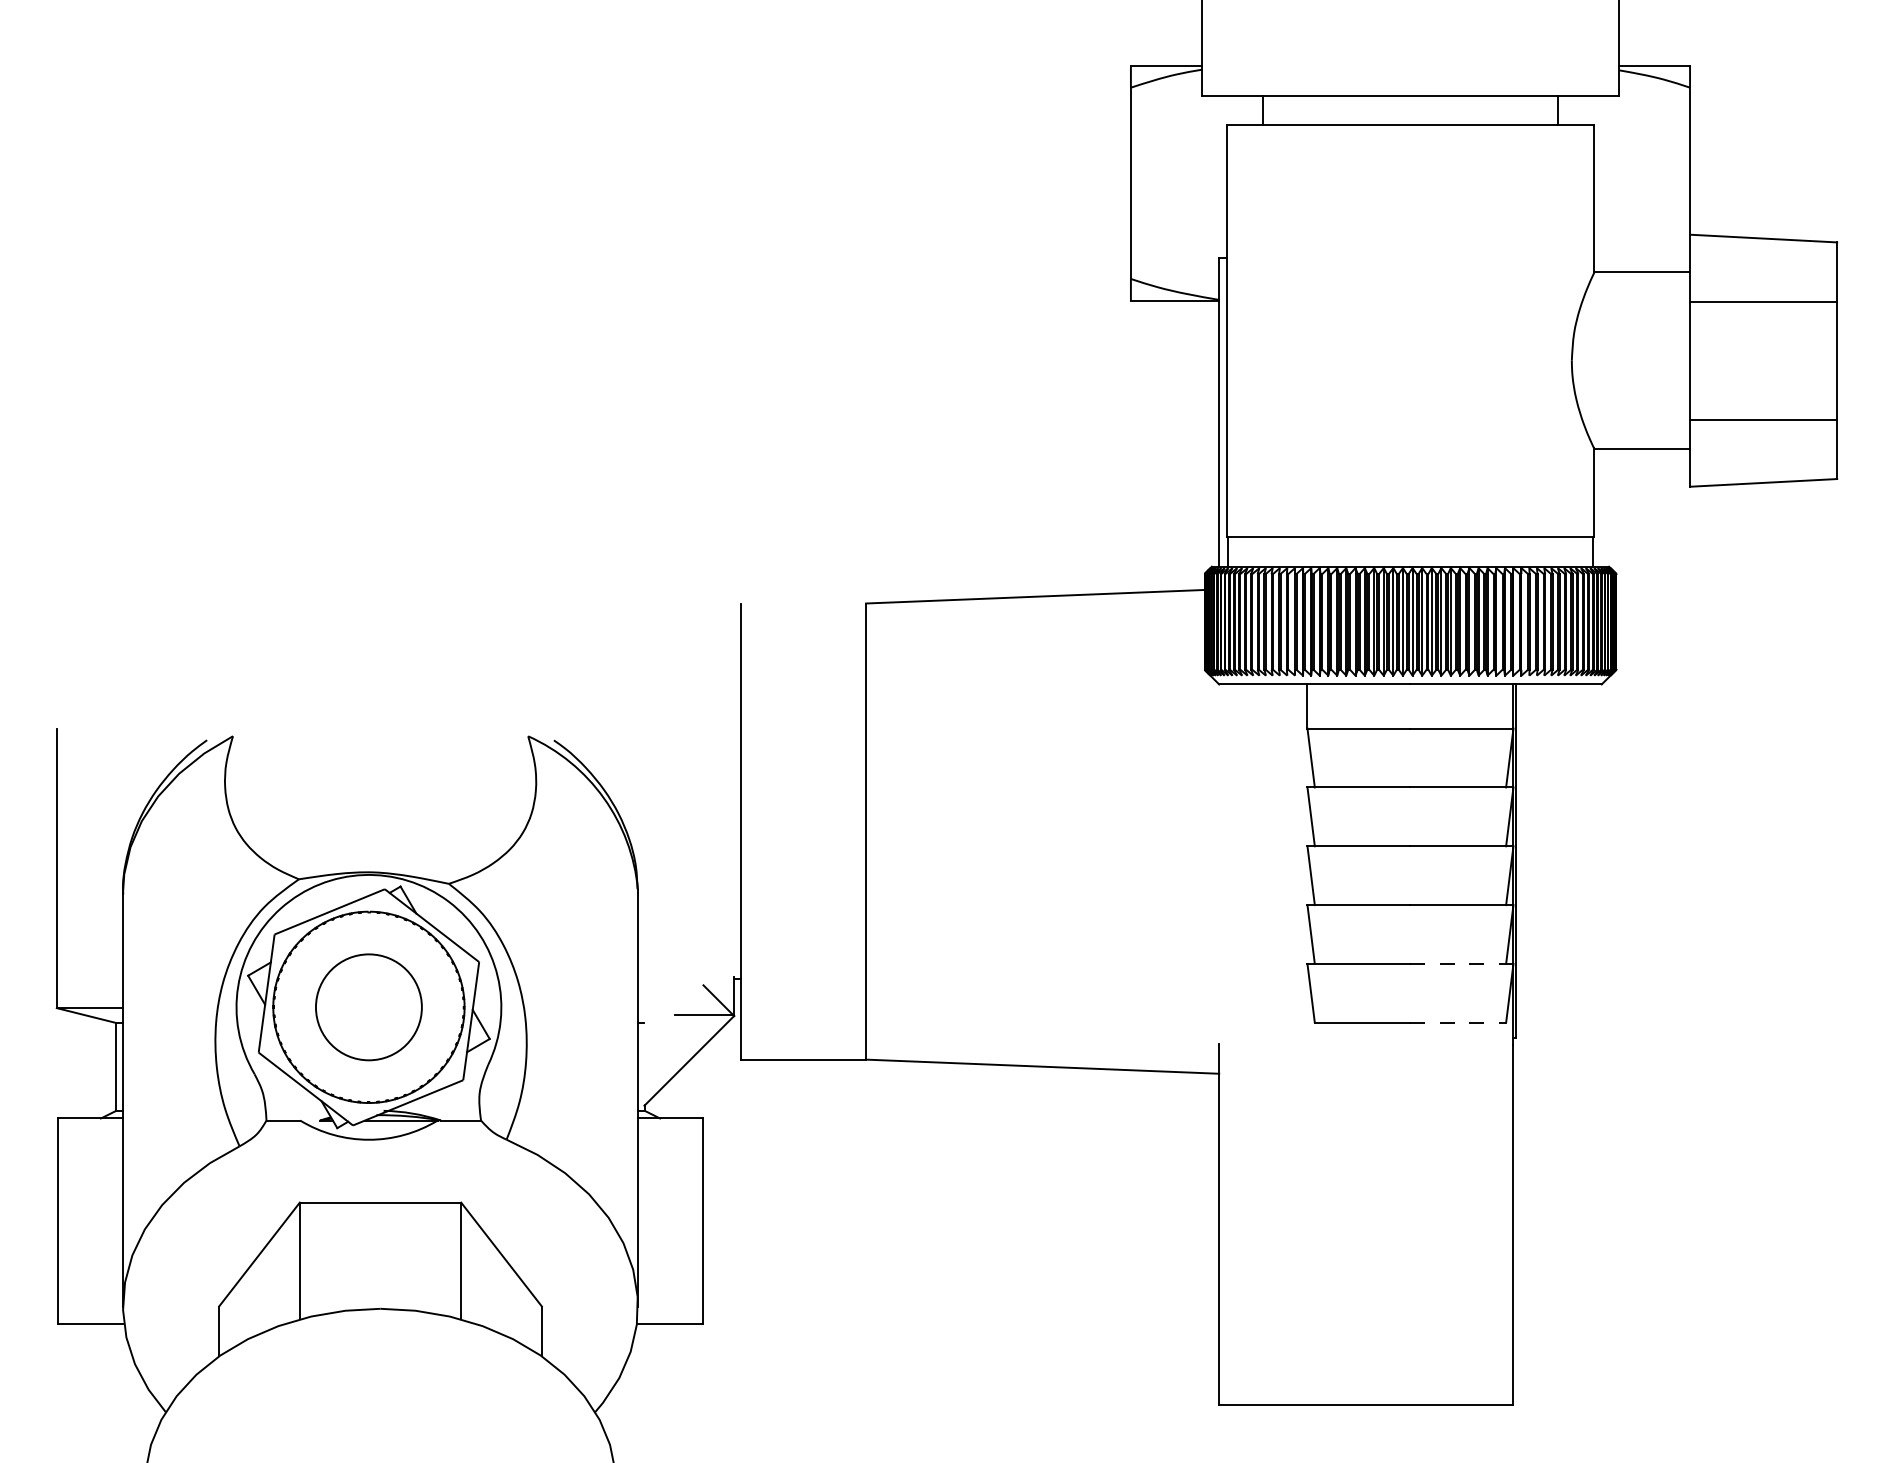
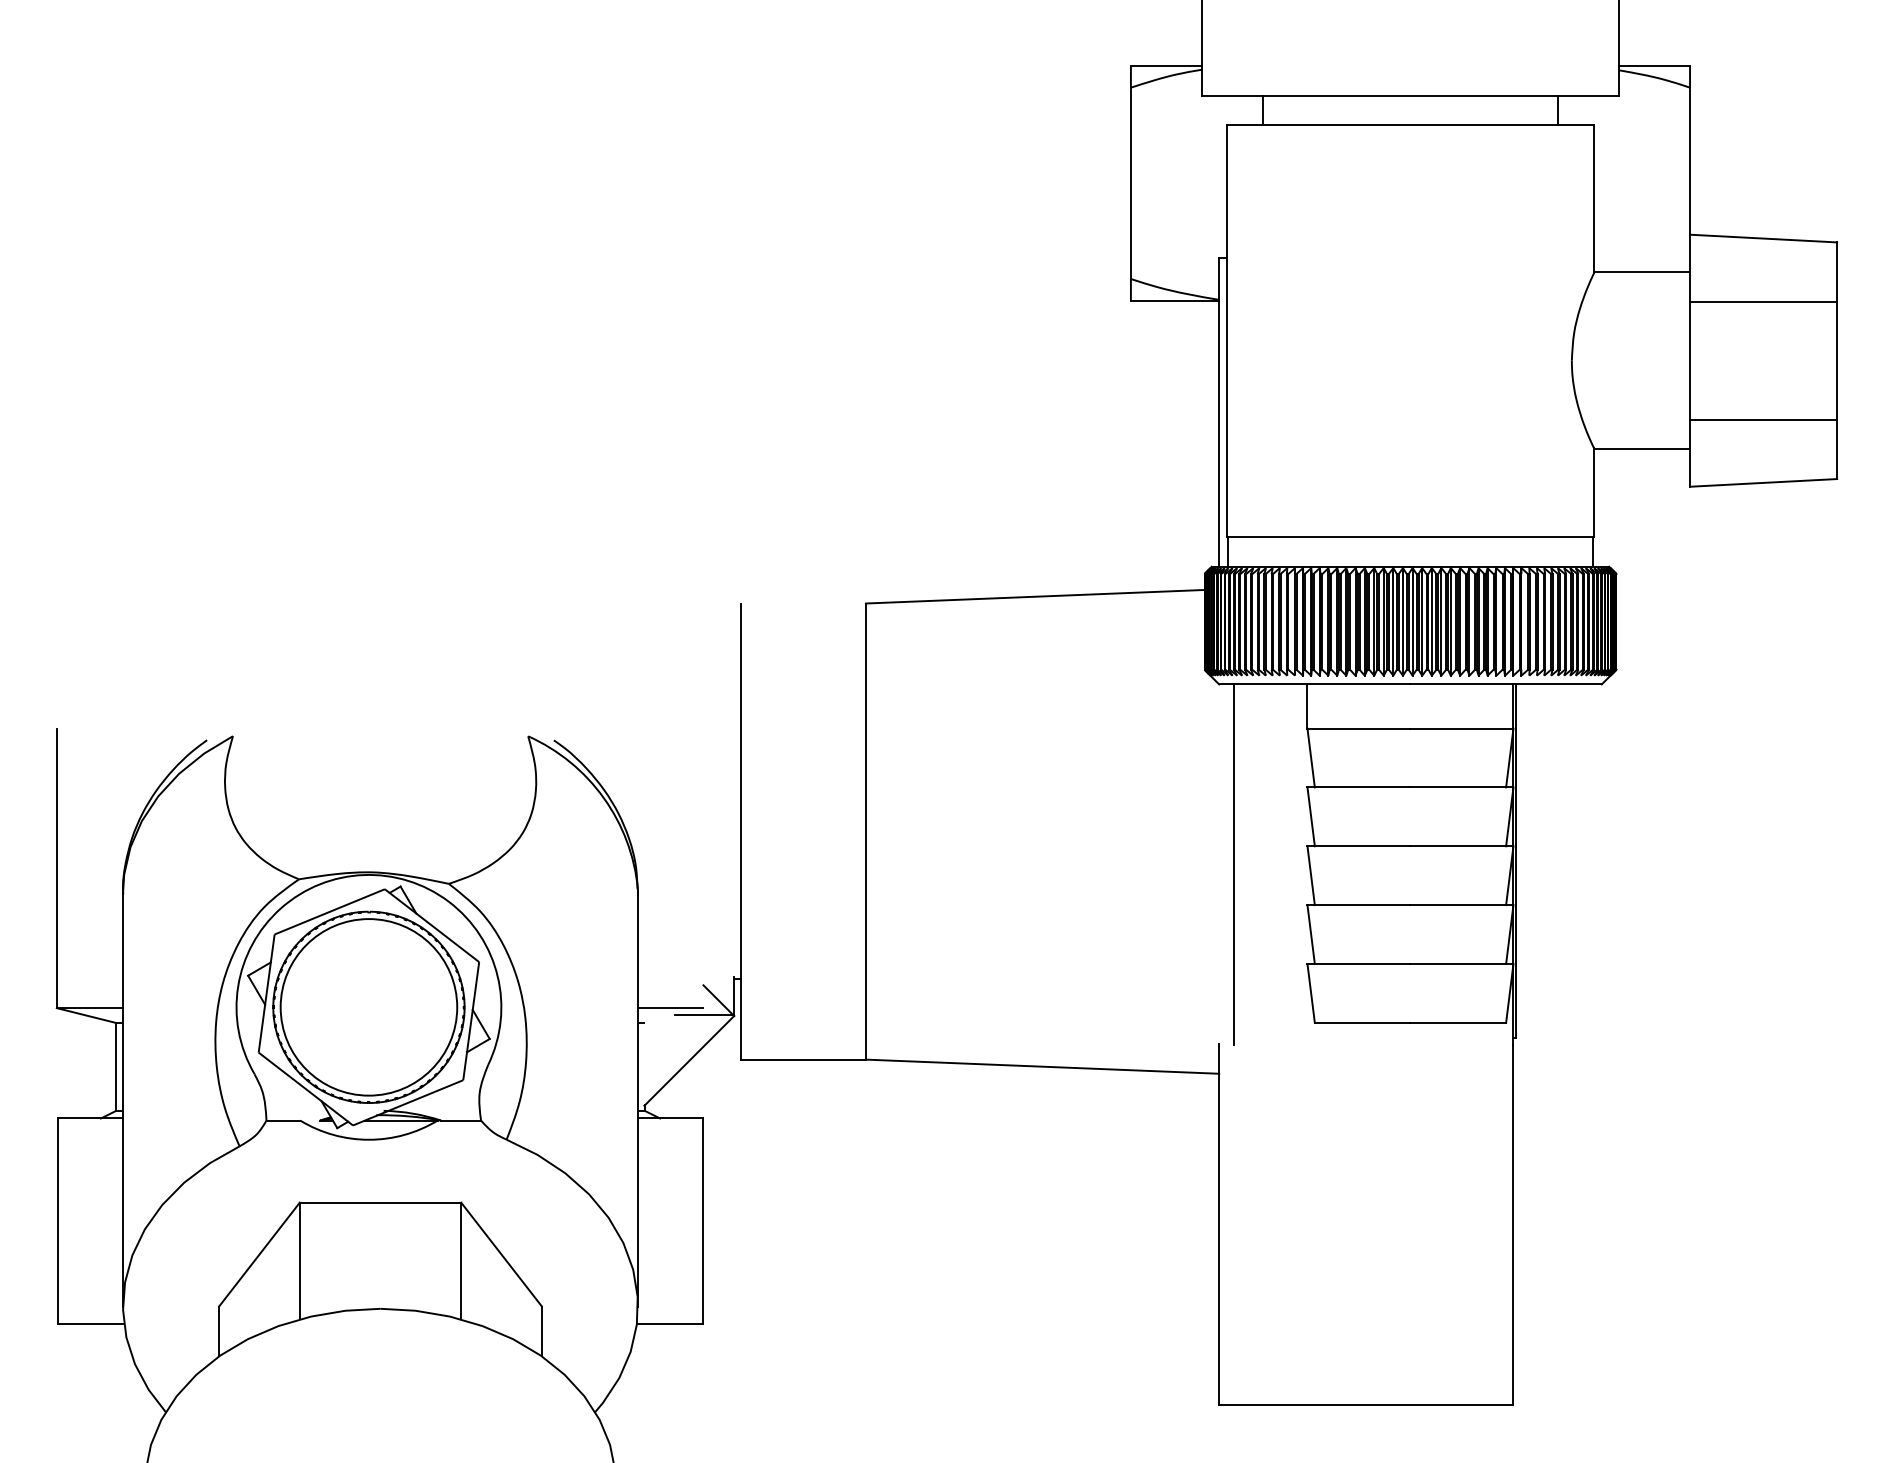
line: none -> present (1233, 864)
line: dashed -> solid (1462, 964)
circle diameter: 106 px -> 177 px (368, 1007)
line: none -> present (670, 1008)
line: dashed -> solid (1458, 1022)
